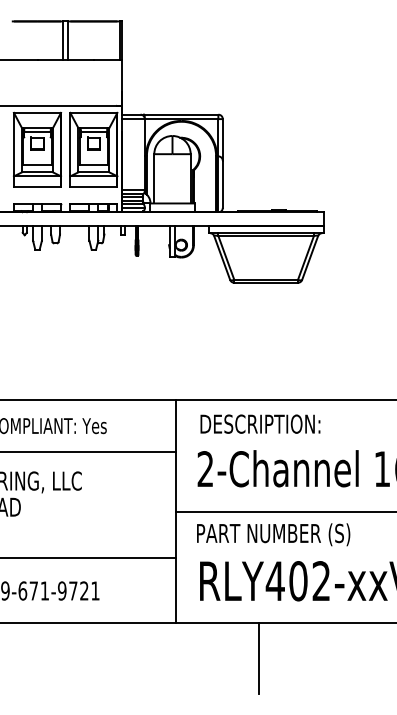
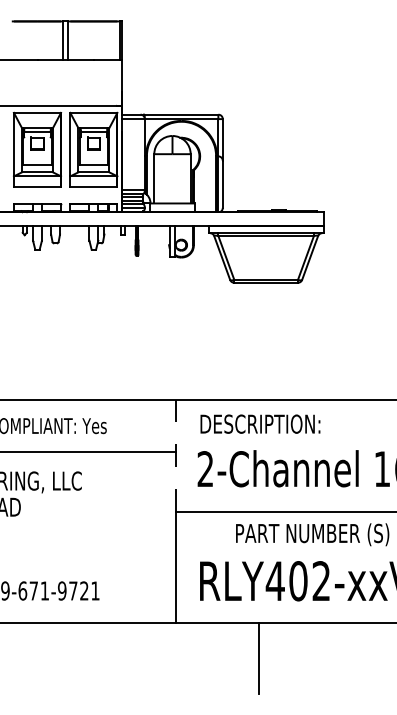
line: solid -> dashed (175, 456)
text position: (273, 534) -> (312, 534) (312, 534)
line: present -> none (88, 557)
